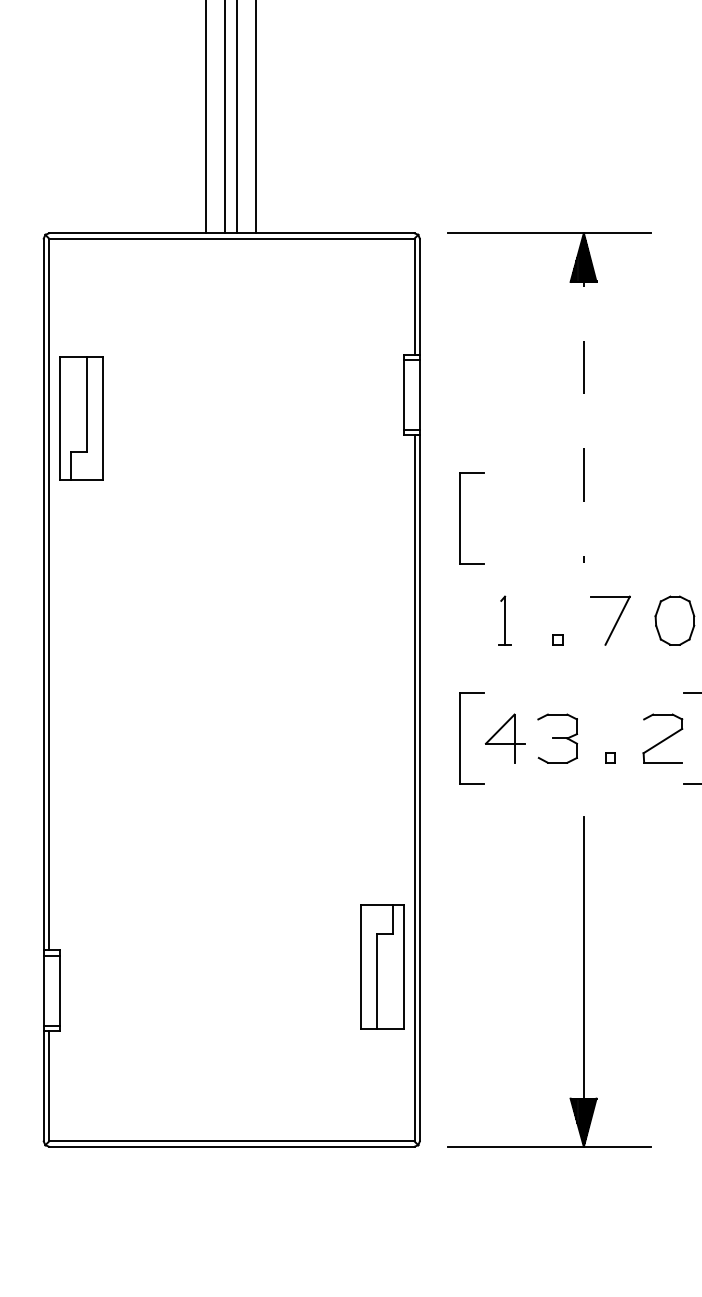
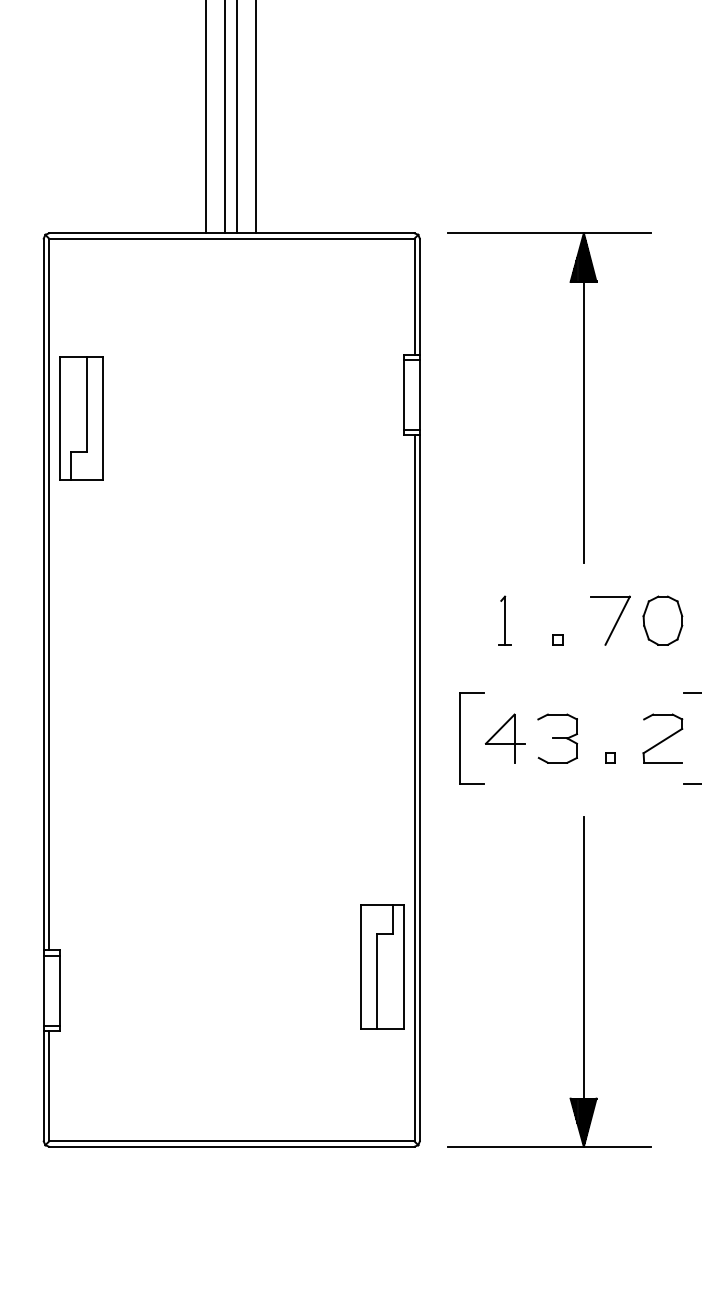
line: dashed -> solid (583, 398)
part: present -> none (460, 518)
part position: (674, 620) -> (662, 620) (662, 620)
